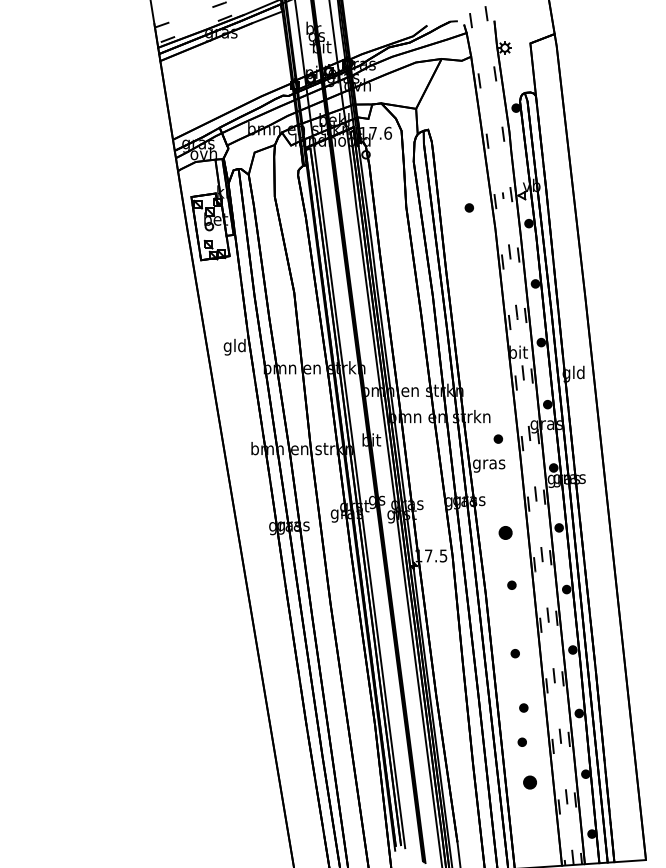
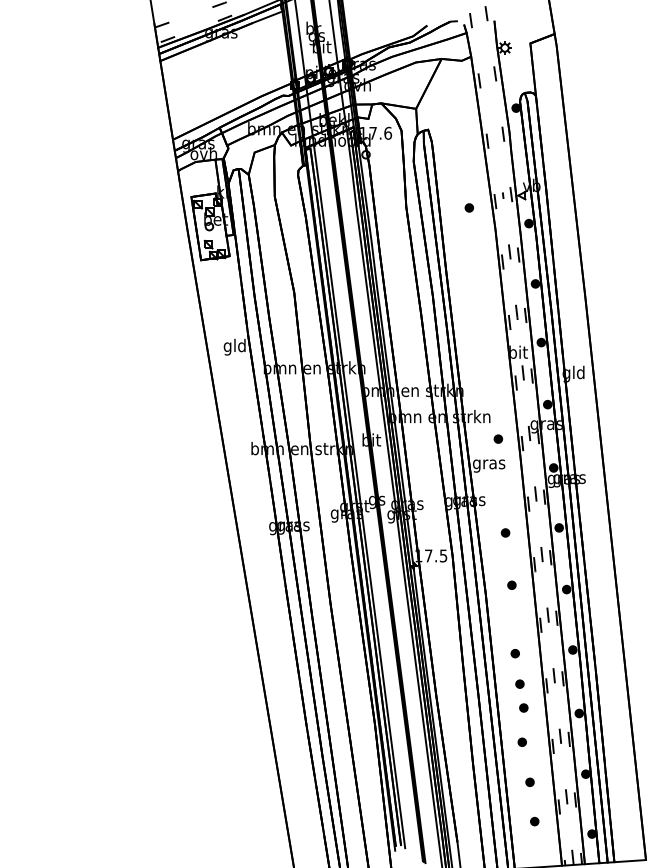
part size: 15x14 px -> 11x10 px (505, 532)
part: none -> present (519, 683)
part size: 14x15 px -> 10x10 px (529, 781)
part: none -> present (534, 821)
